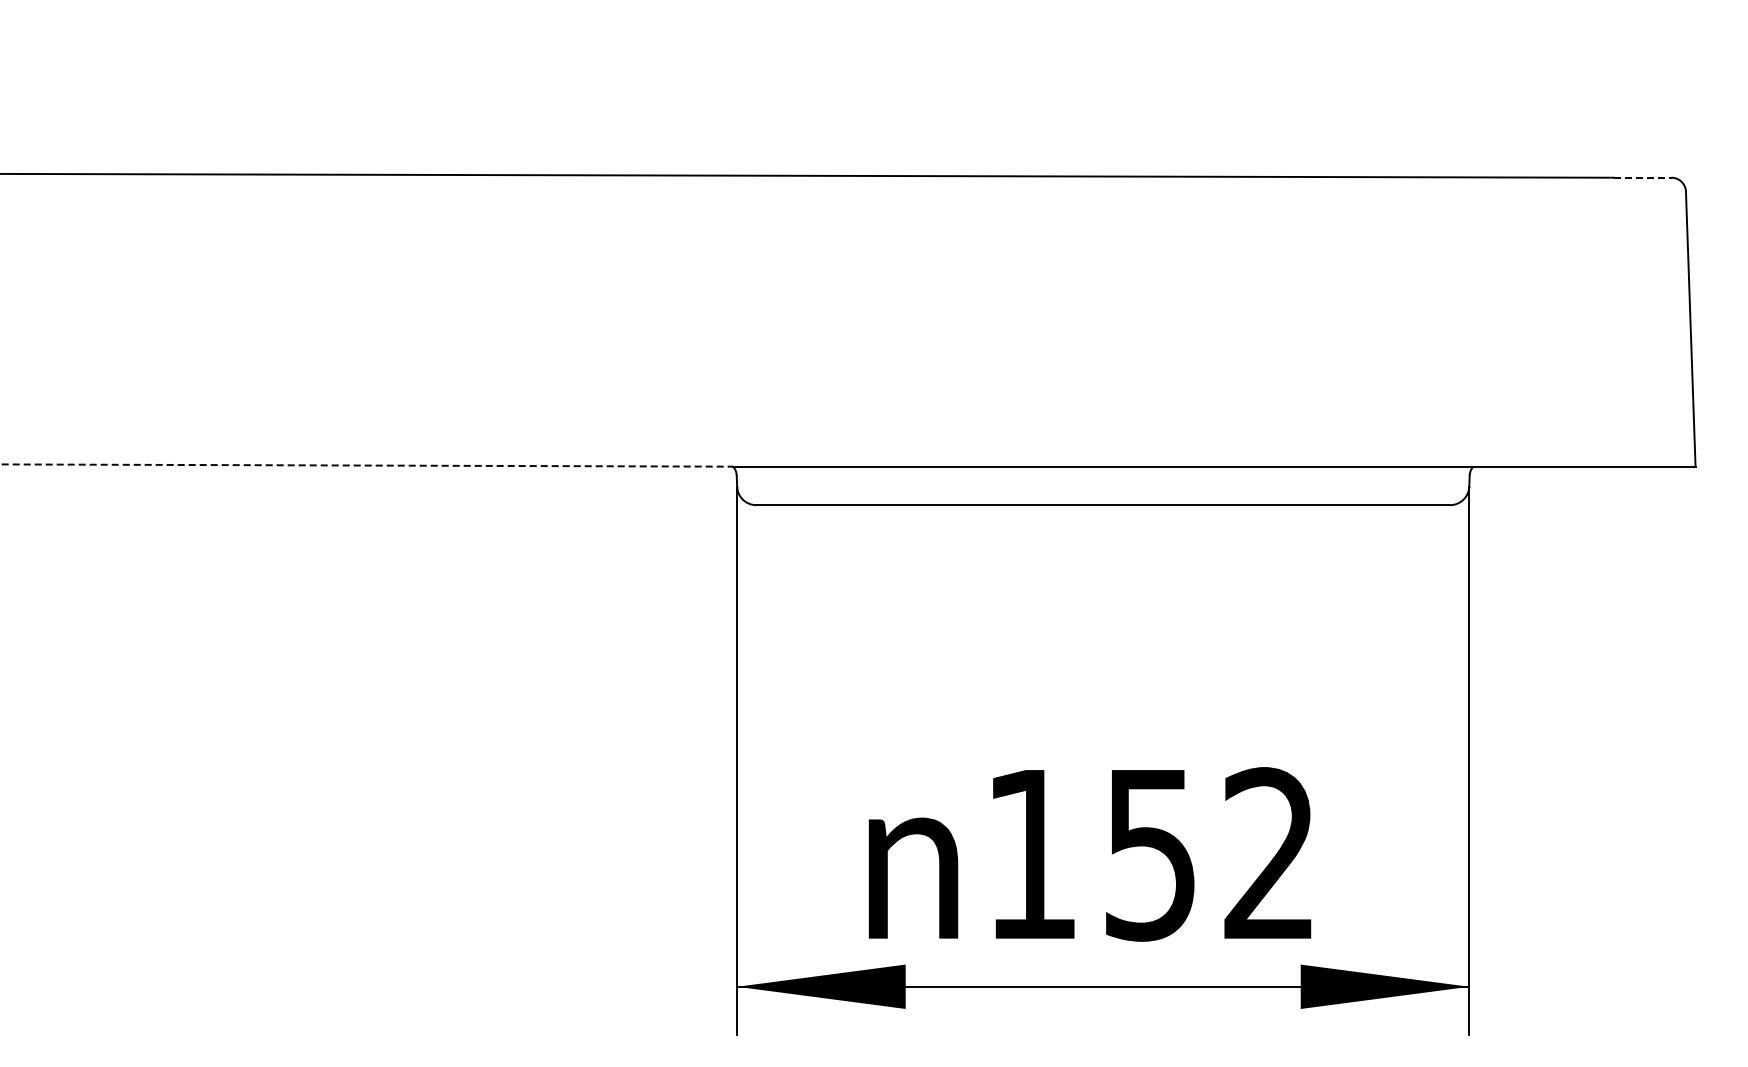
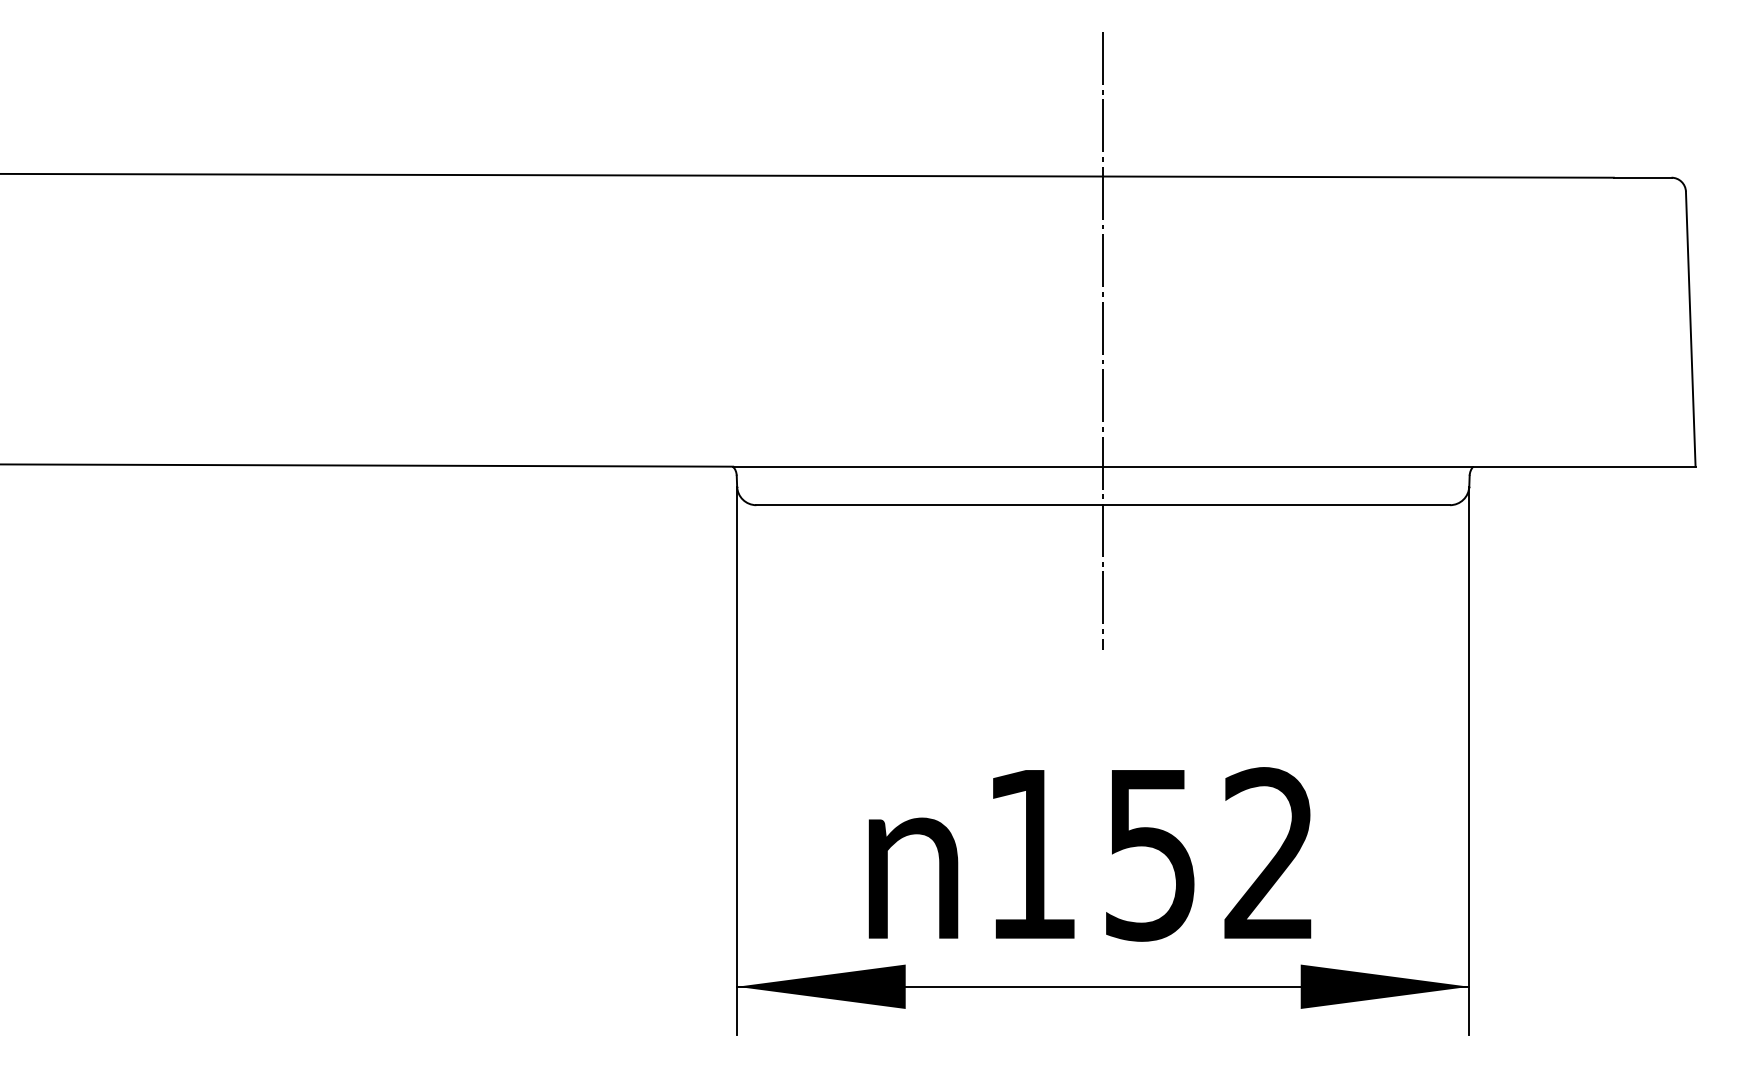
line: dashed -> solid (1642, 177)
line: none -> present (1102, 340)
line: dashed -> solid (367, 465)
